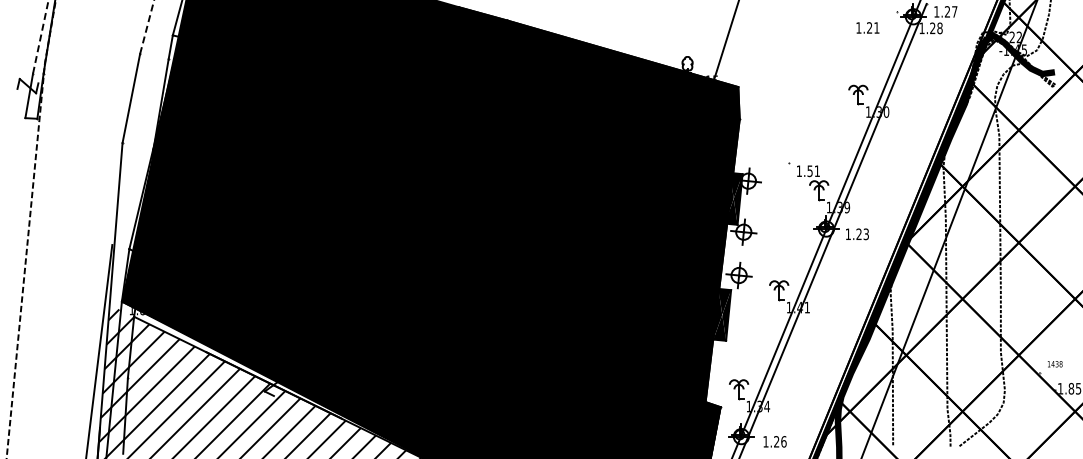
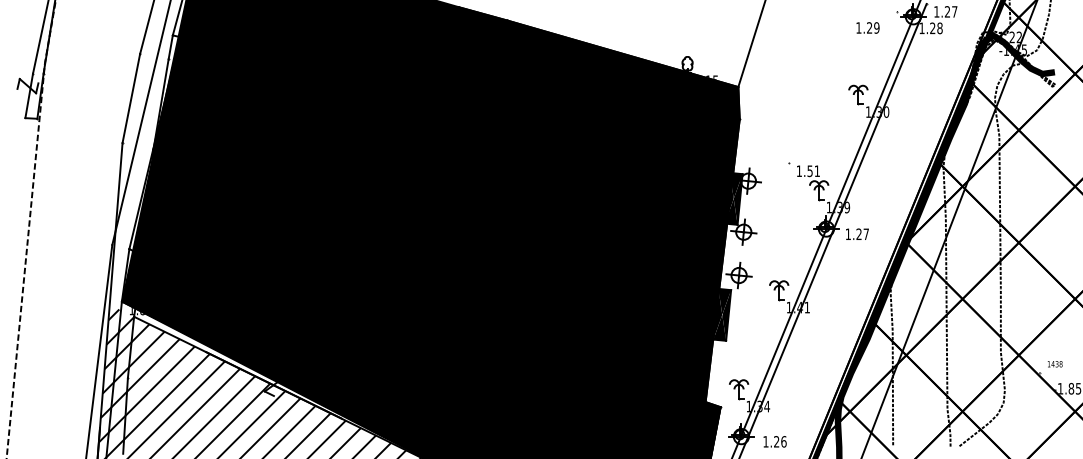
line: dashed -> solid (147, 26)
text: 1.21 -> 1.29 (876, 27)
line: dashed -> solid (40, 36)
line position: (726, 40) -> (751, 44) (751, 44)
line: none -> present (141, 123)
text: 1.23 -> 1.27 (865, 234)
